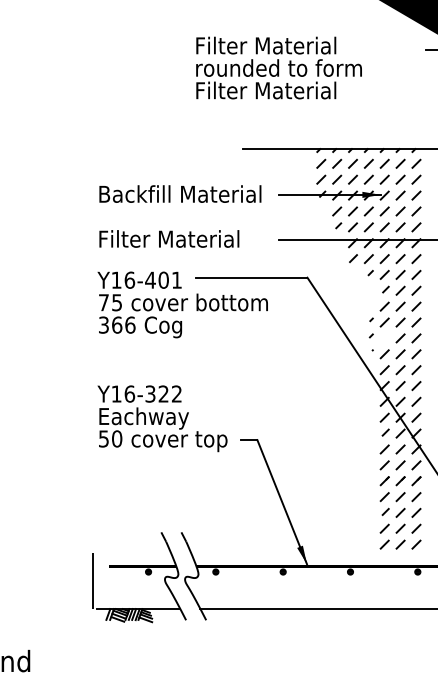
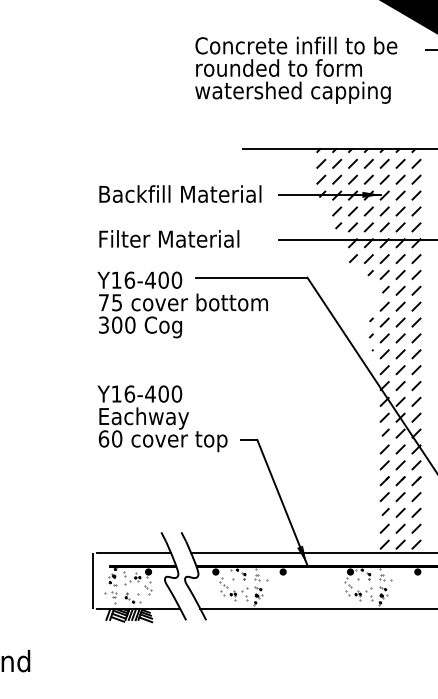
text: Filter Material -> Concrete infill to be (296, 45)
text: Filter Material -> watershed capping (292, 92)
text: Y16-401 -> Y16-400 (176, 279)
text: 366 -> 300 (123, 324)
line: none -> present (384, 338)
text: Y16-322 -> Y16-400 (163, 393)
text: 50 -> 60 (103, 438)
line: none -> present (134, 552)
line: none -> present (312, 552)
hatch: none -> present (127, 585)
hatch: none -> present (243, 586)
hatch: none -> present (368, 586)
